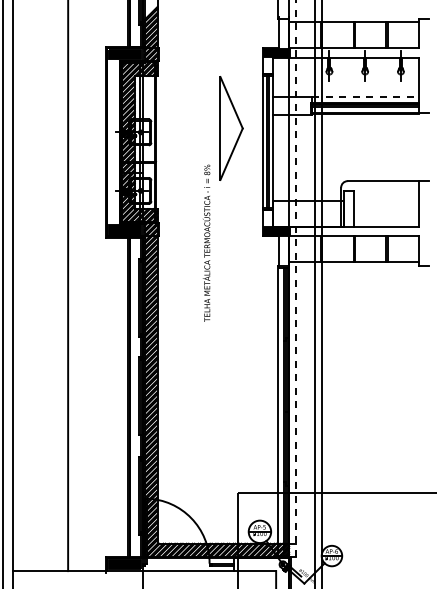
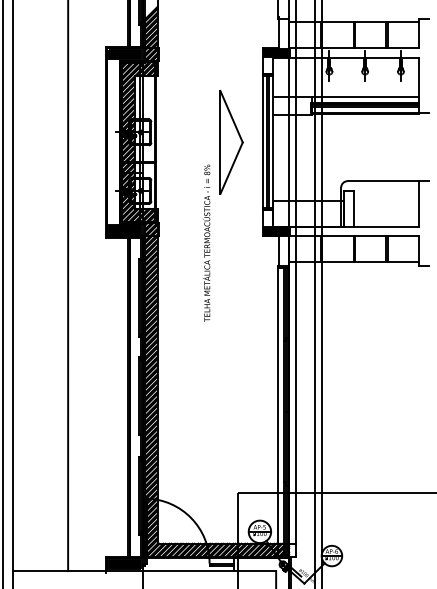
line: dashed -> solid (365, 96)
part position: (231, 128) -> (231, 142) (231, 142)
line: dashed -> solid (295, 277)
